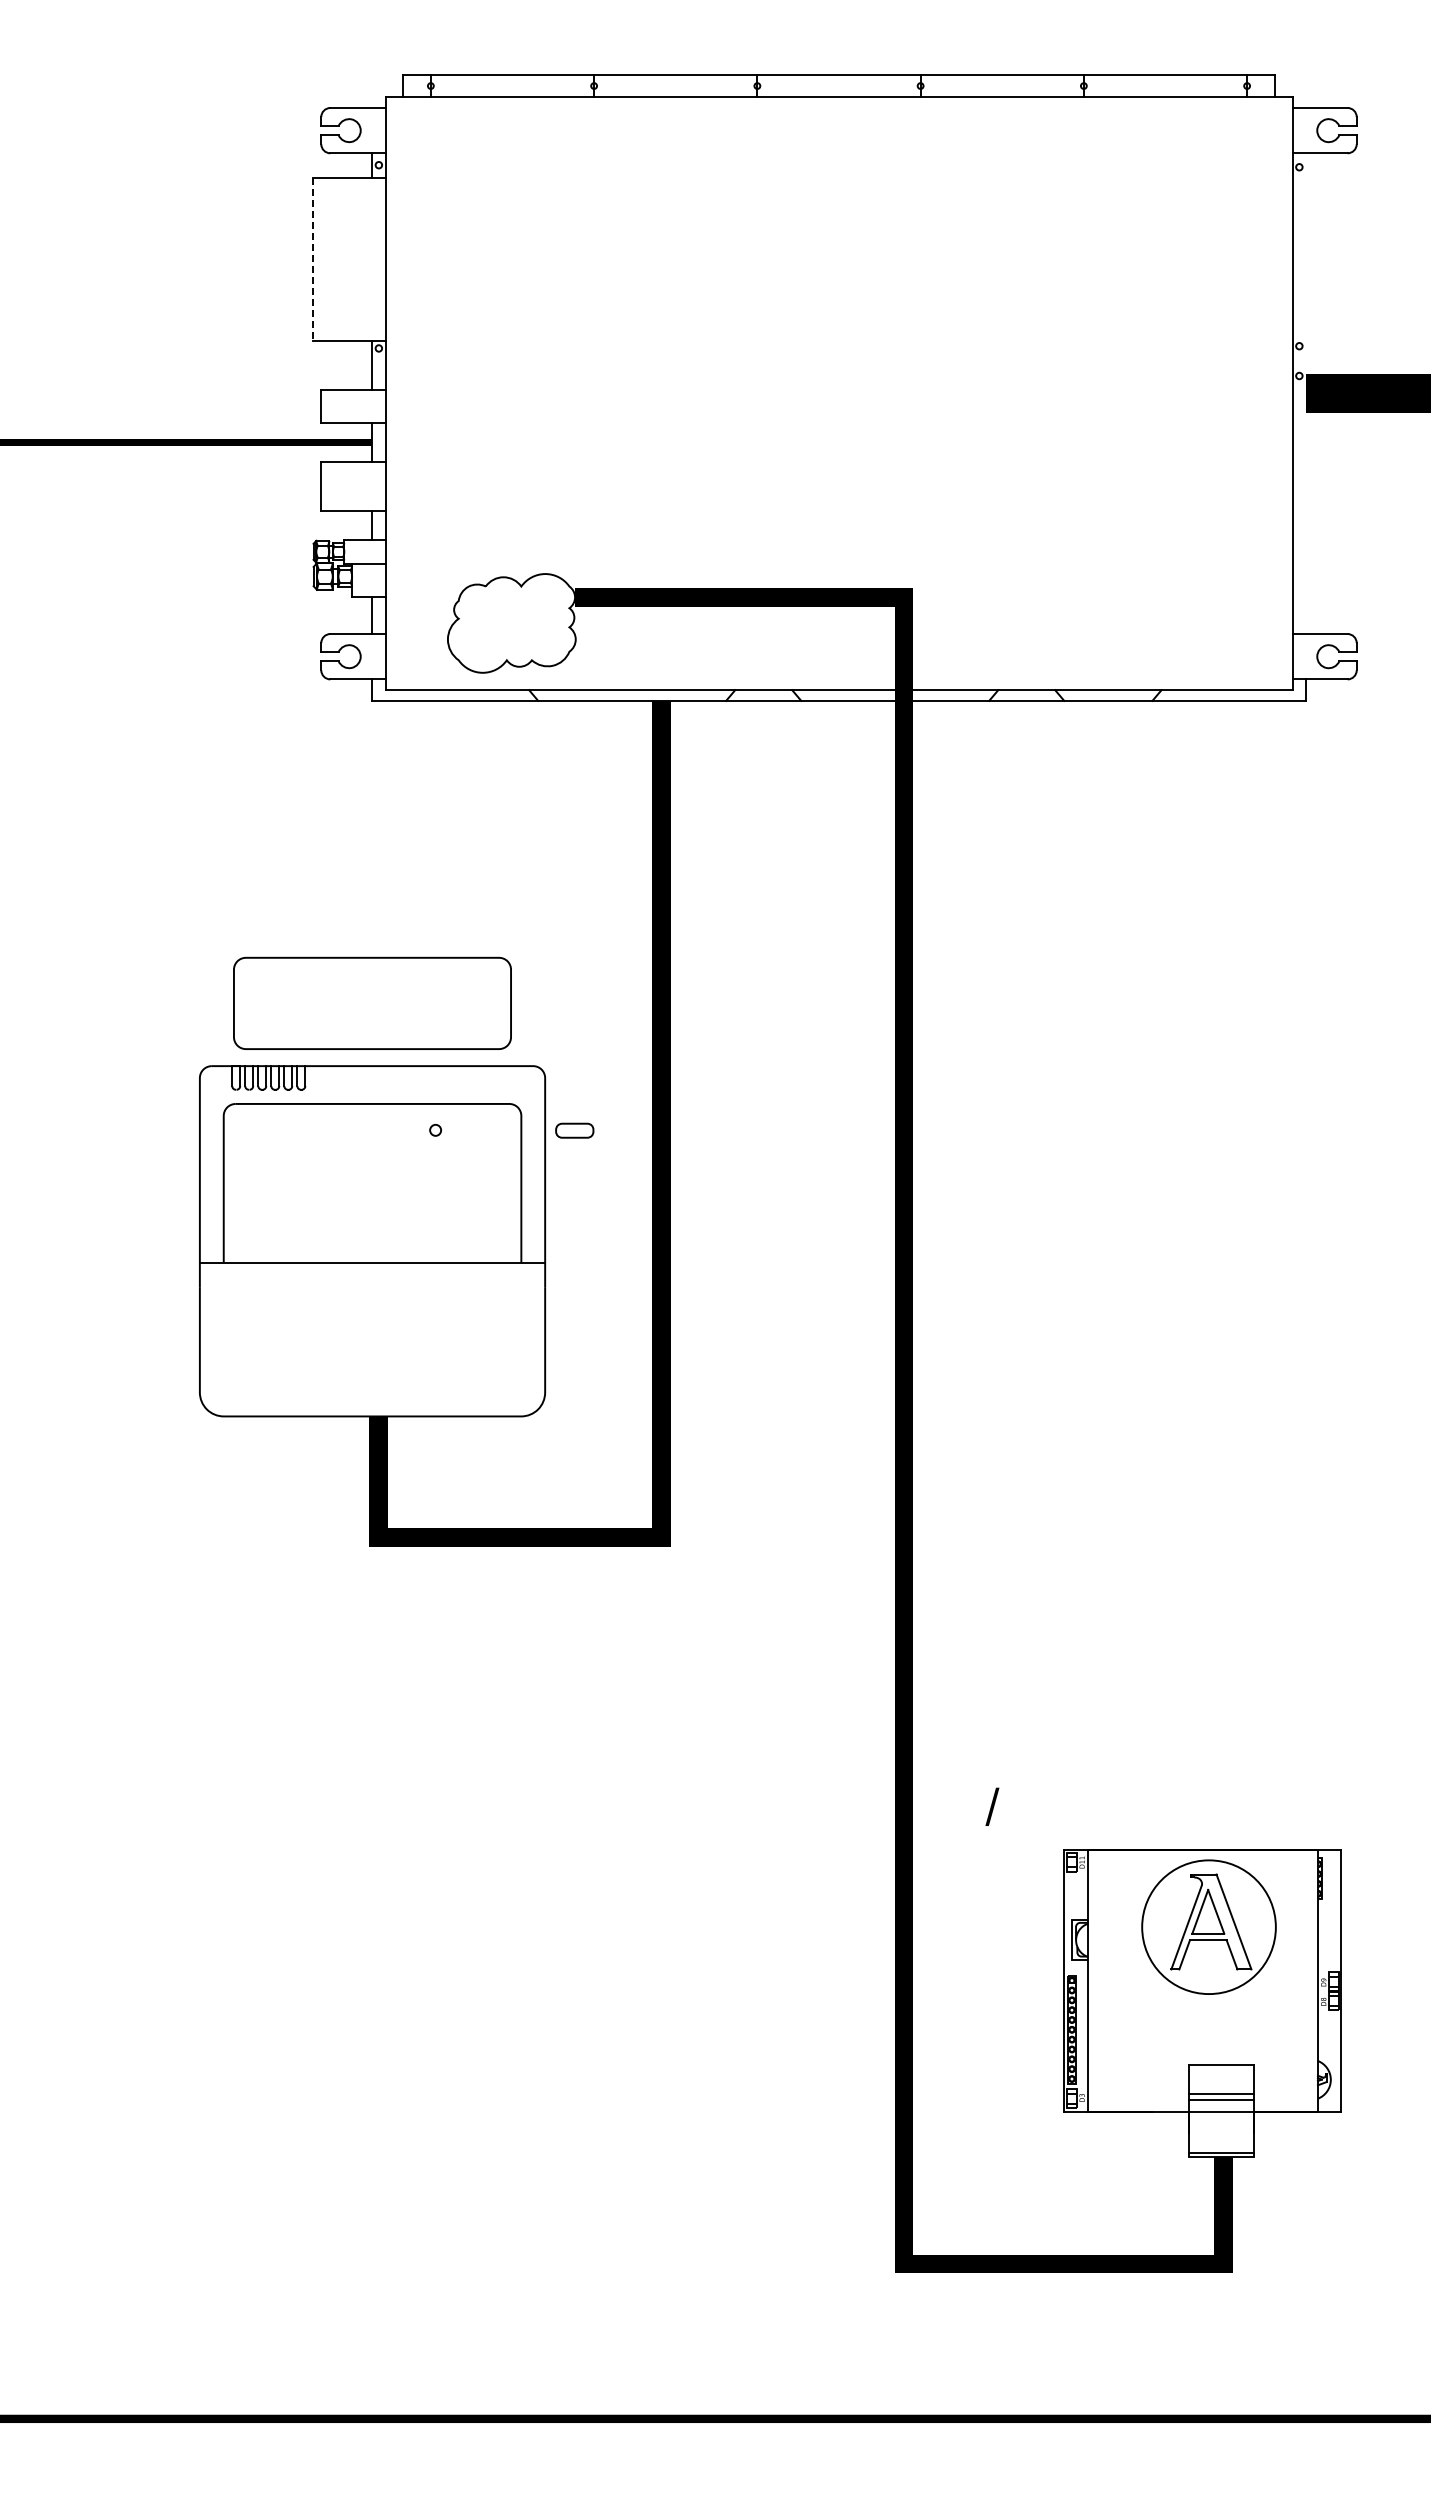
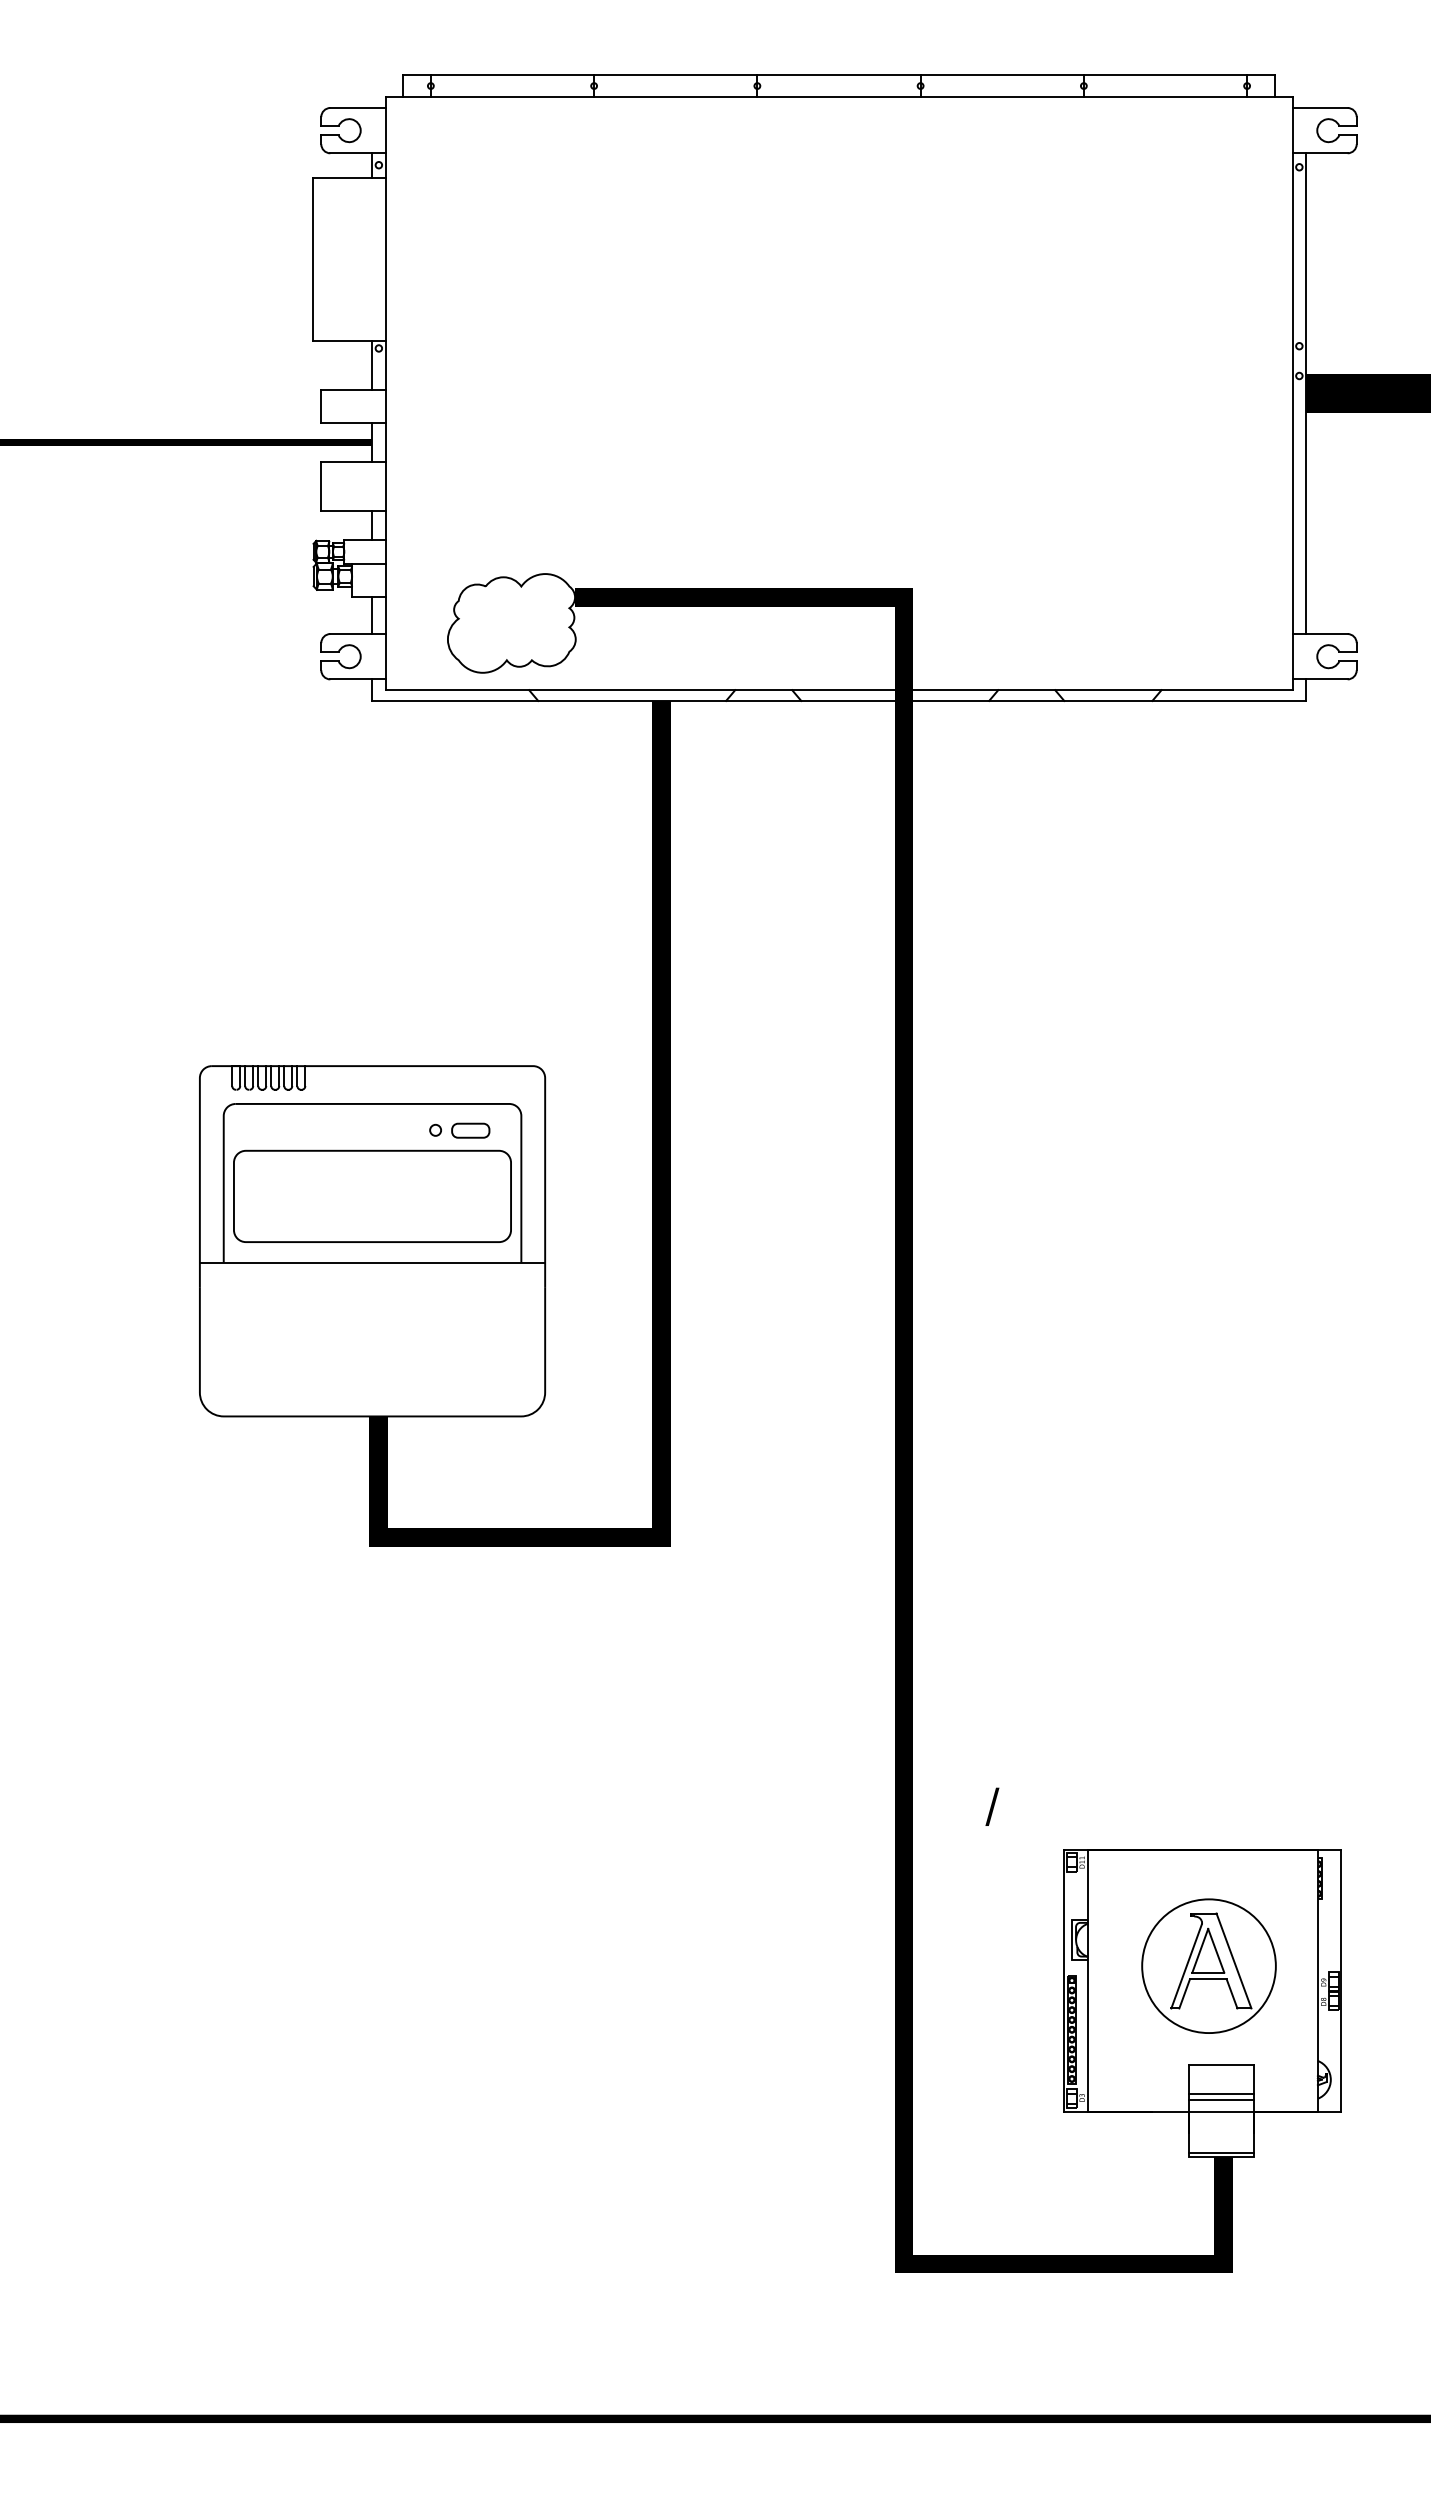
line: dashed -> solid (313, 259)
line: none -> present (1305, 393)
part position: (372, 1002) -> (372, 1195) (372, 1195)
part position: (574, 1130) -> (470, 1130) (470, 1130)
part position: (1208, 1926) -> (1208, 1965) (1208, 1965)
